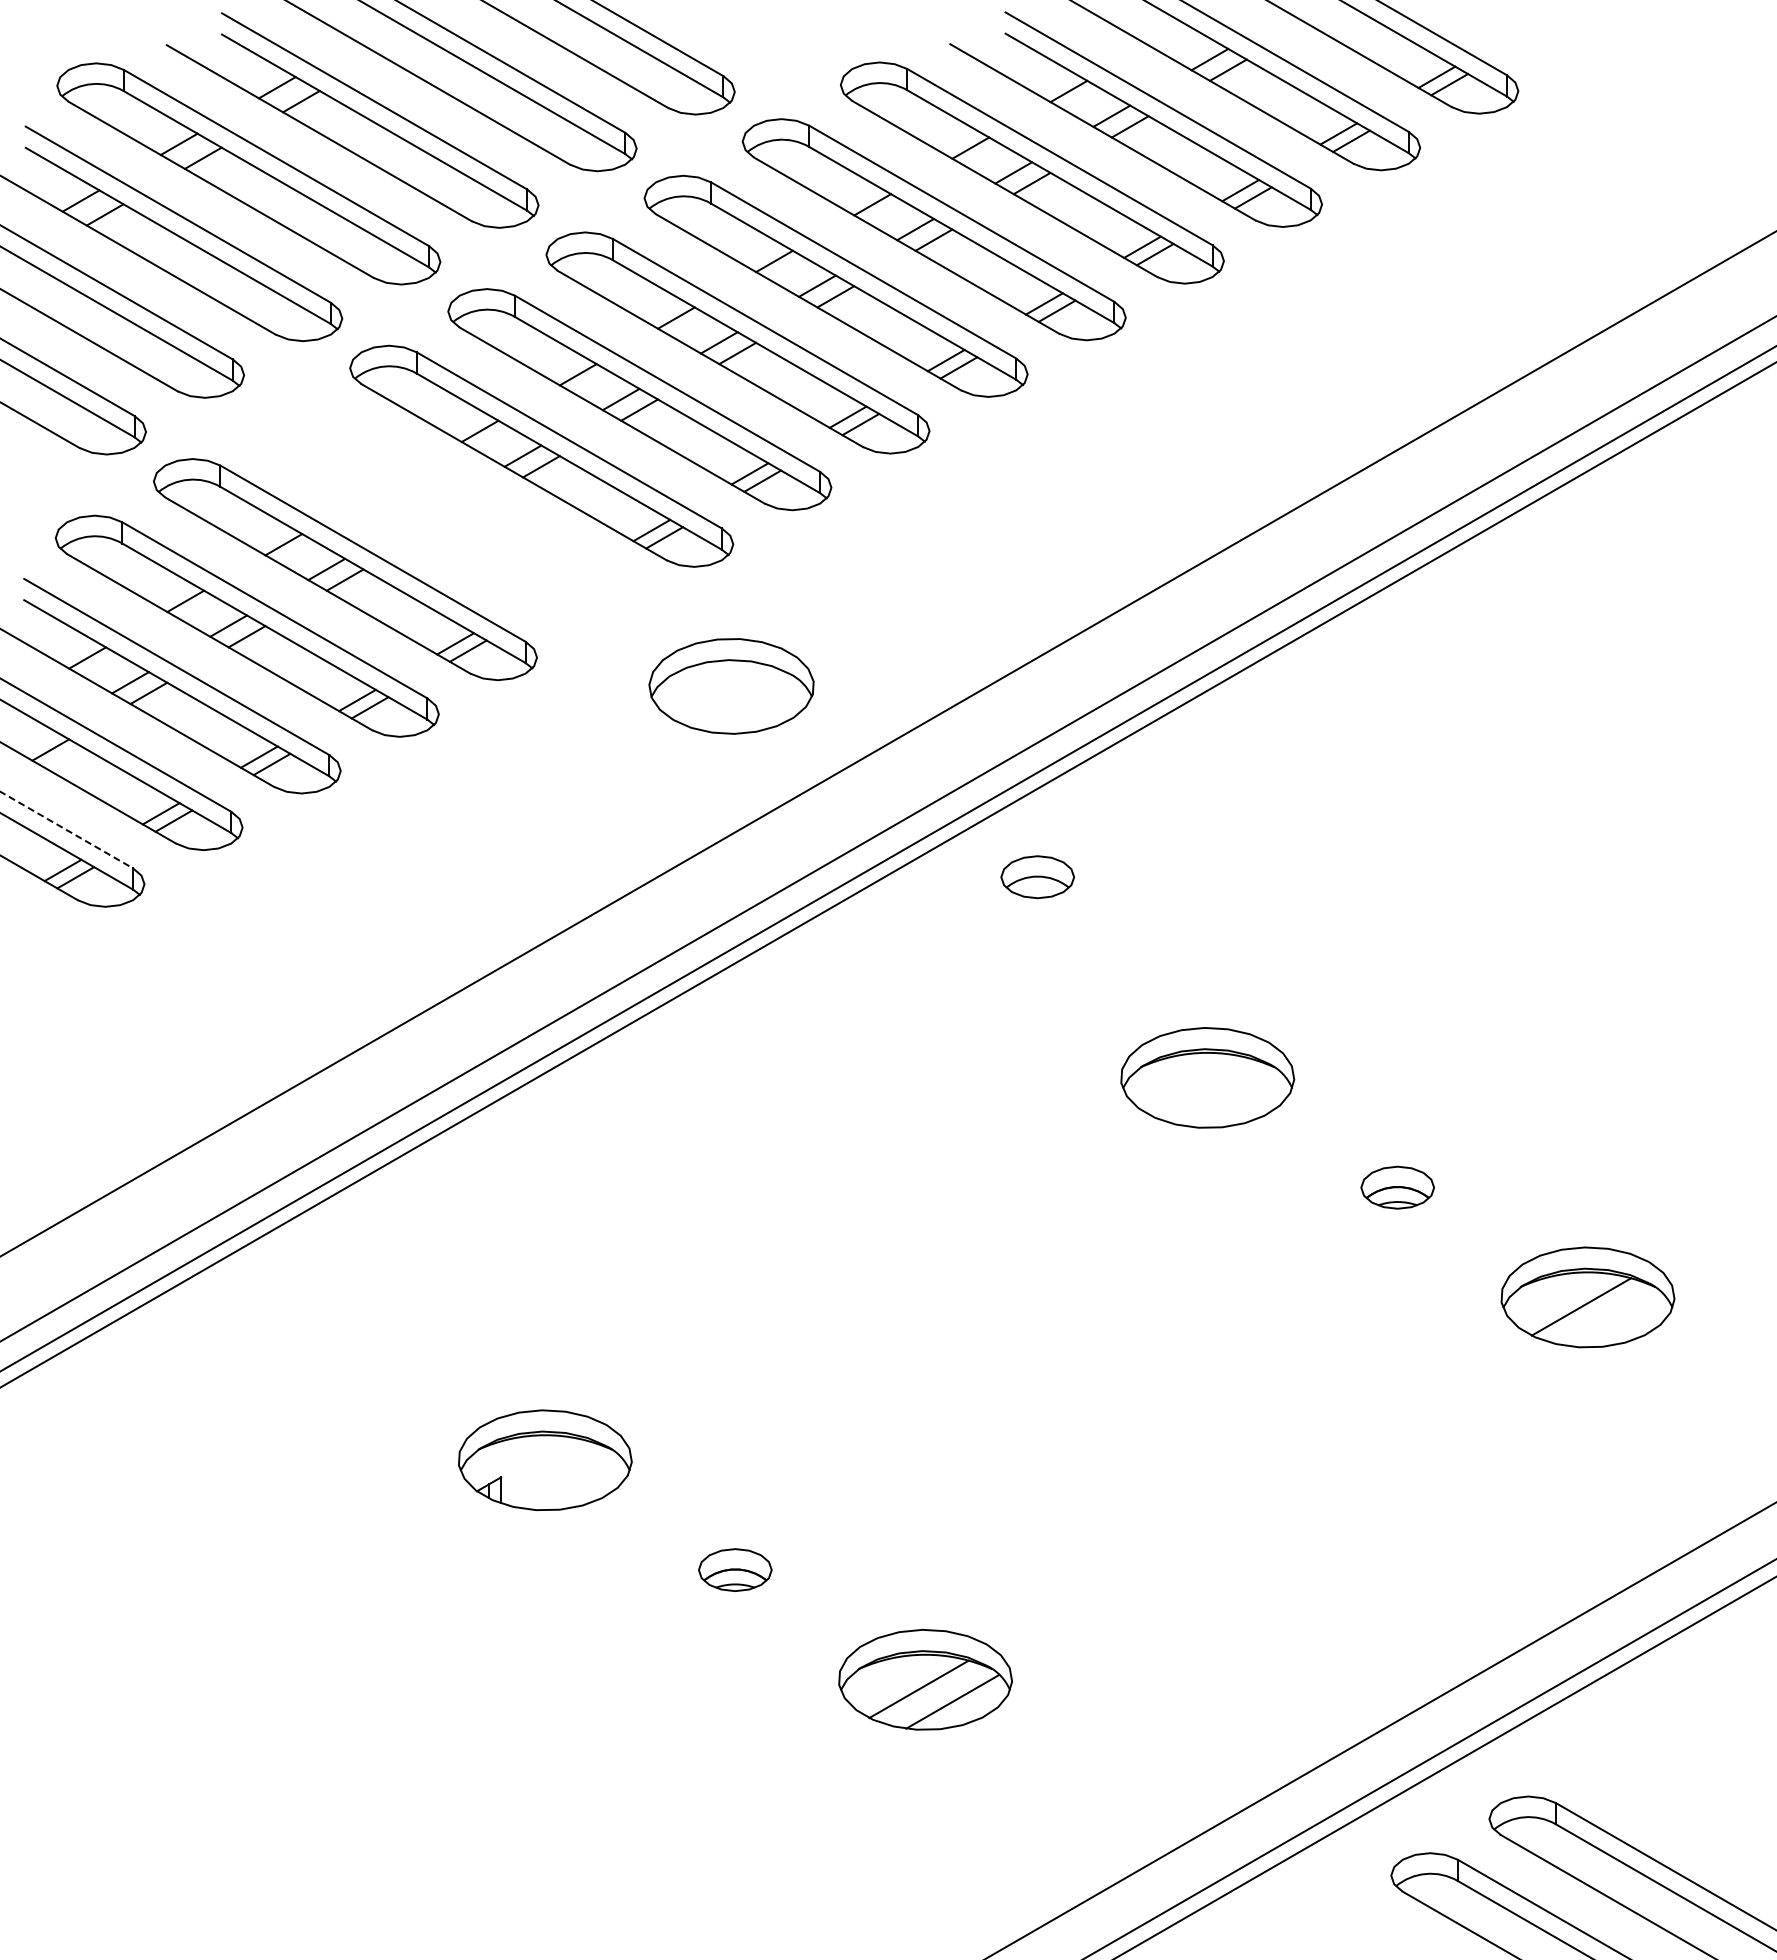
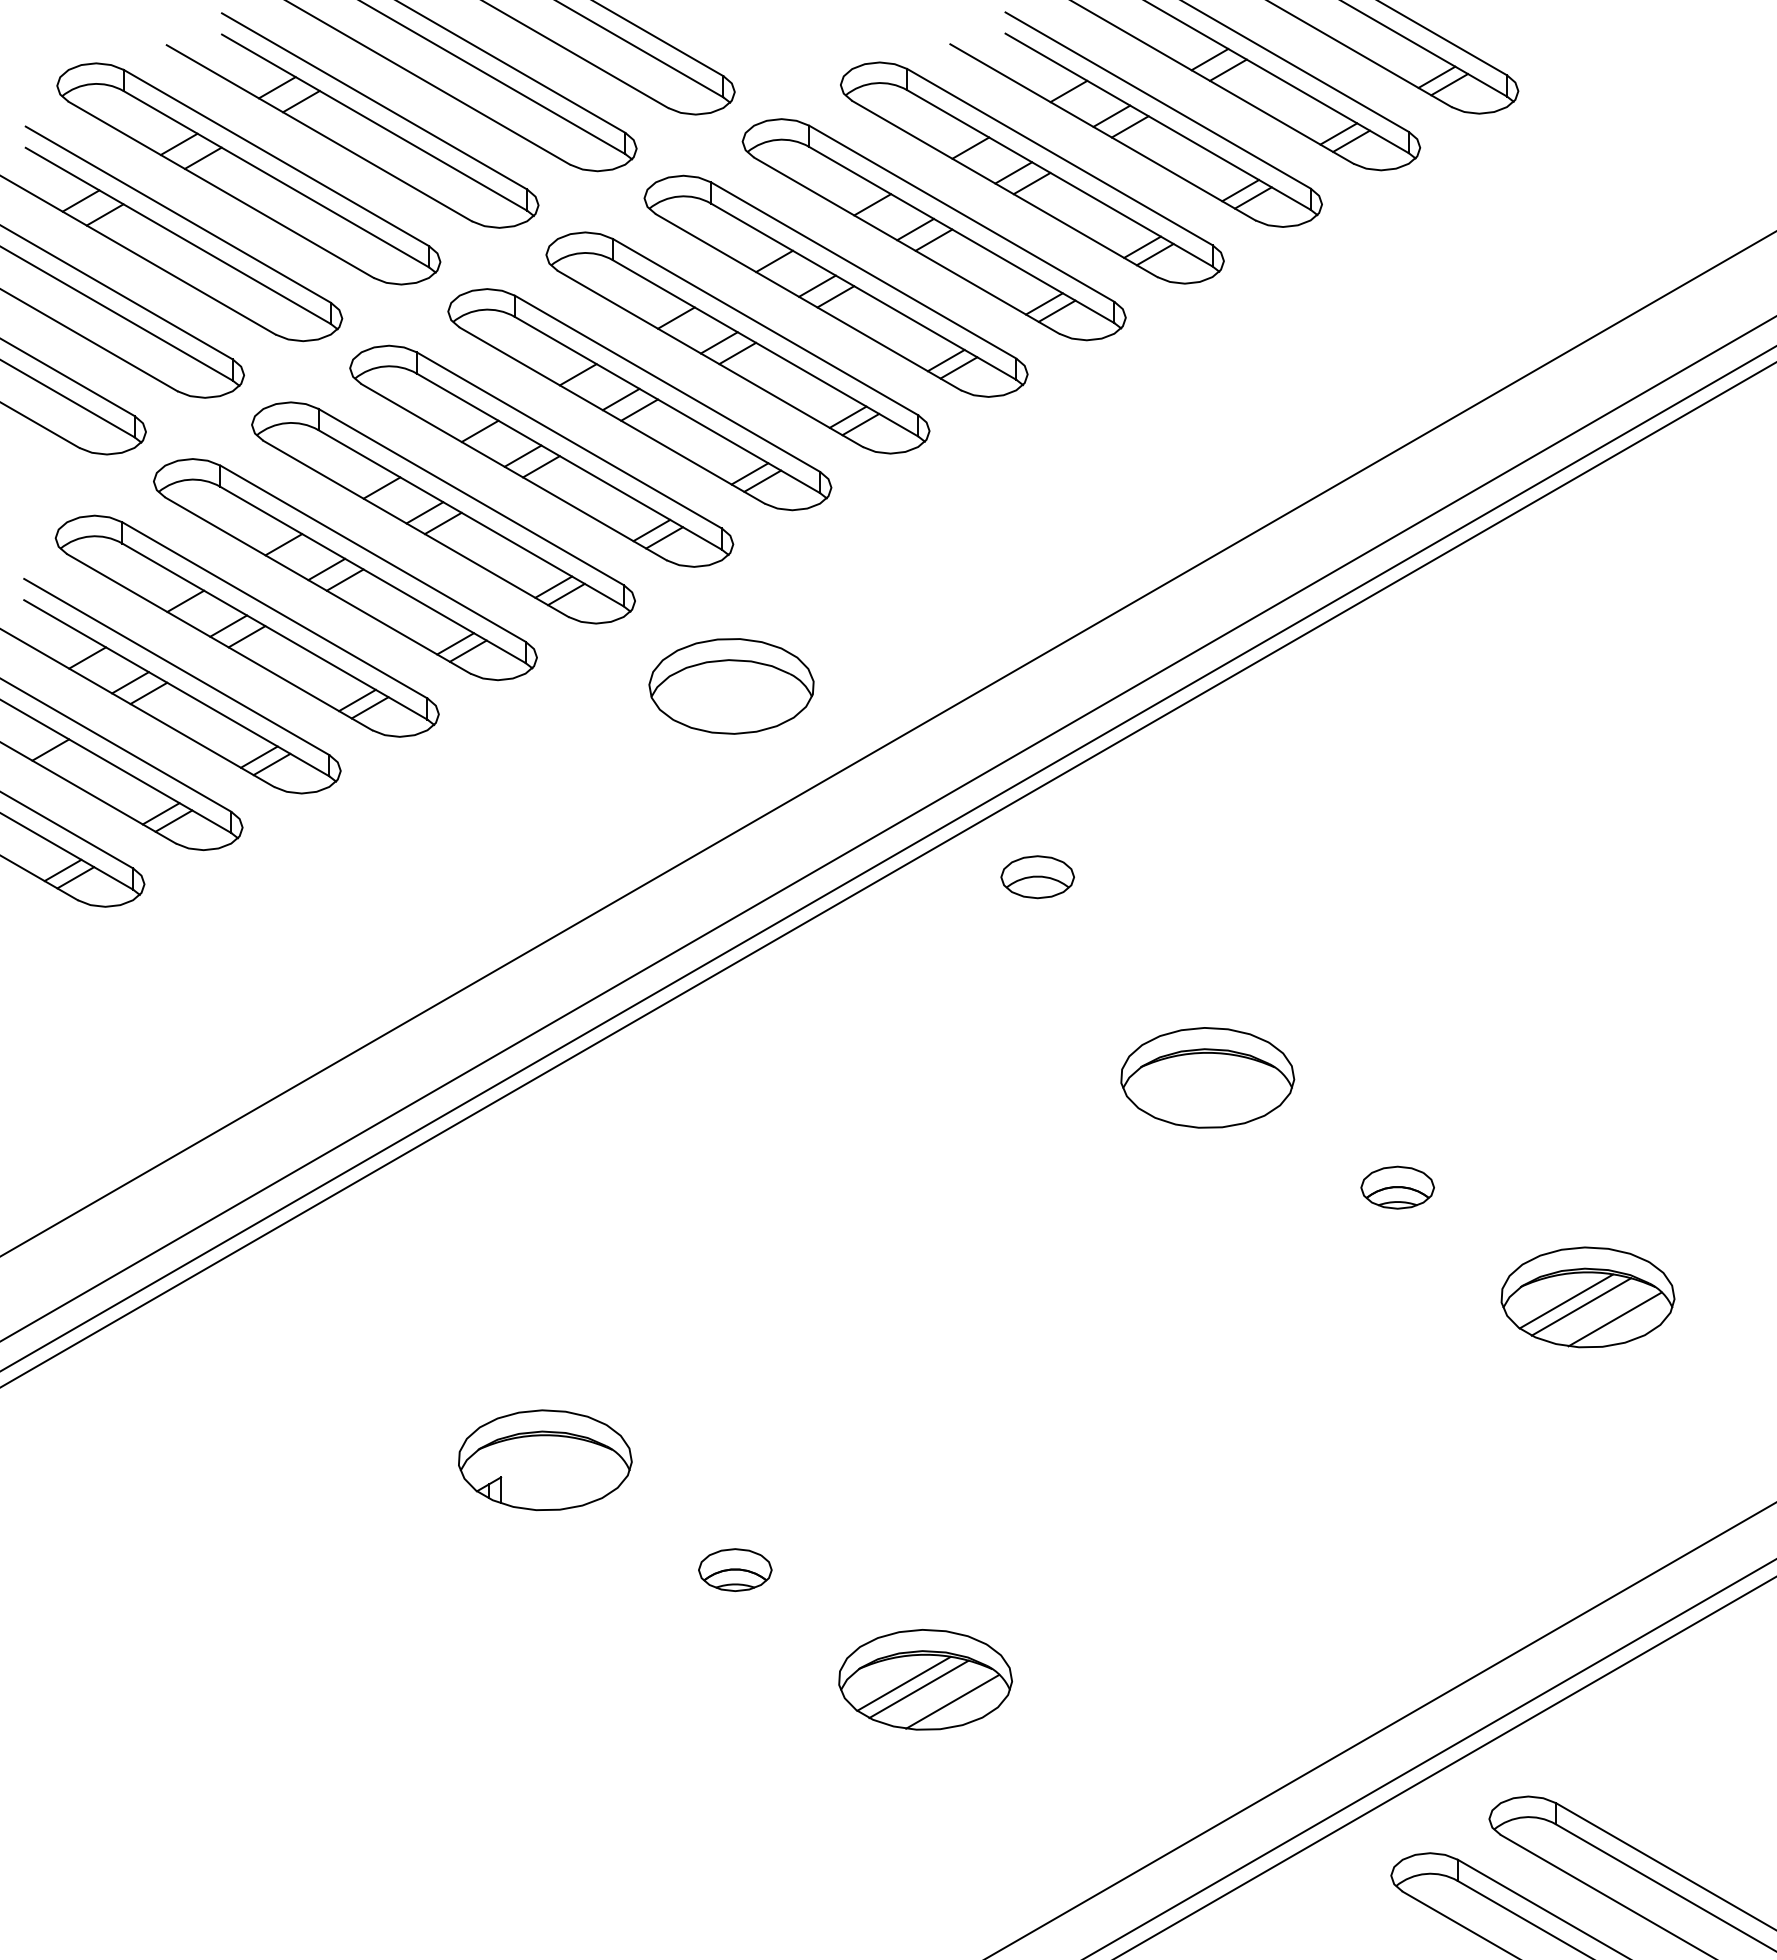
part: none -> present (443, 512)
line: dashed -> solid (67, 830)
line: none -> present (1566, 1301)
line: none -> present (1614, 1319)
line: none -> present (903, 1683)
